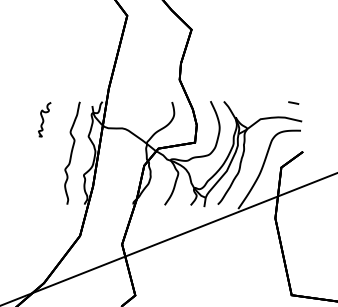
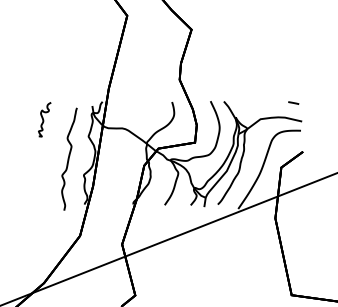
curve position: (72, 152) -> (69, 158) (69, 158)
